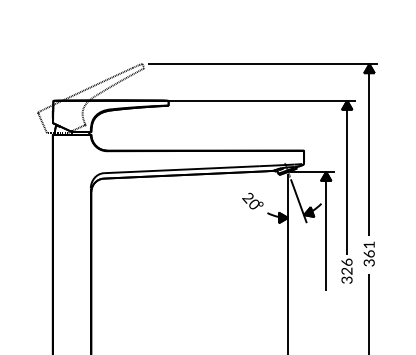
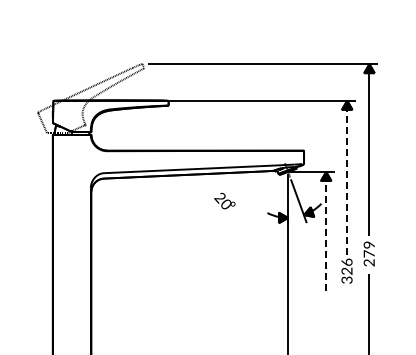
line: solid -> dashed (347, 182)
text position: (252, 200) -> (224, 200) (224, 200)
line: solid -> dashed (326, 235)
text: 361 -> 279 (368, 253)
